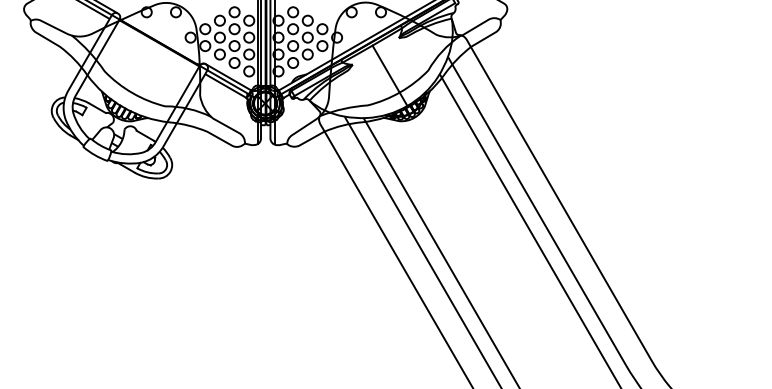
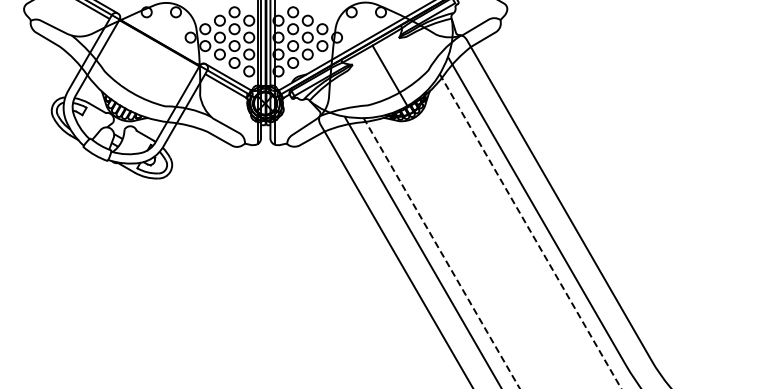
line: solid -> dashed (530, 231)
line: solid -> dashed (441, 253)
